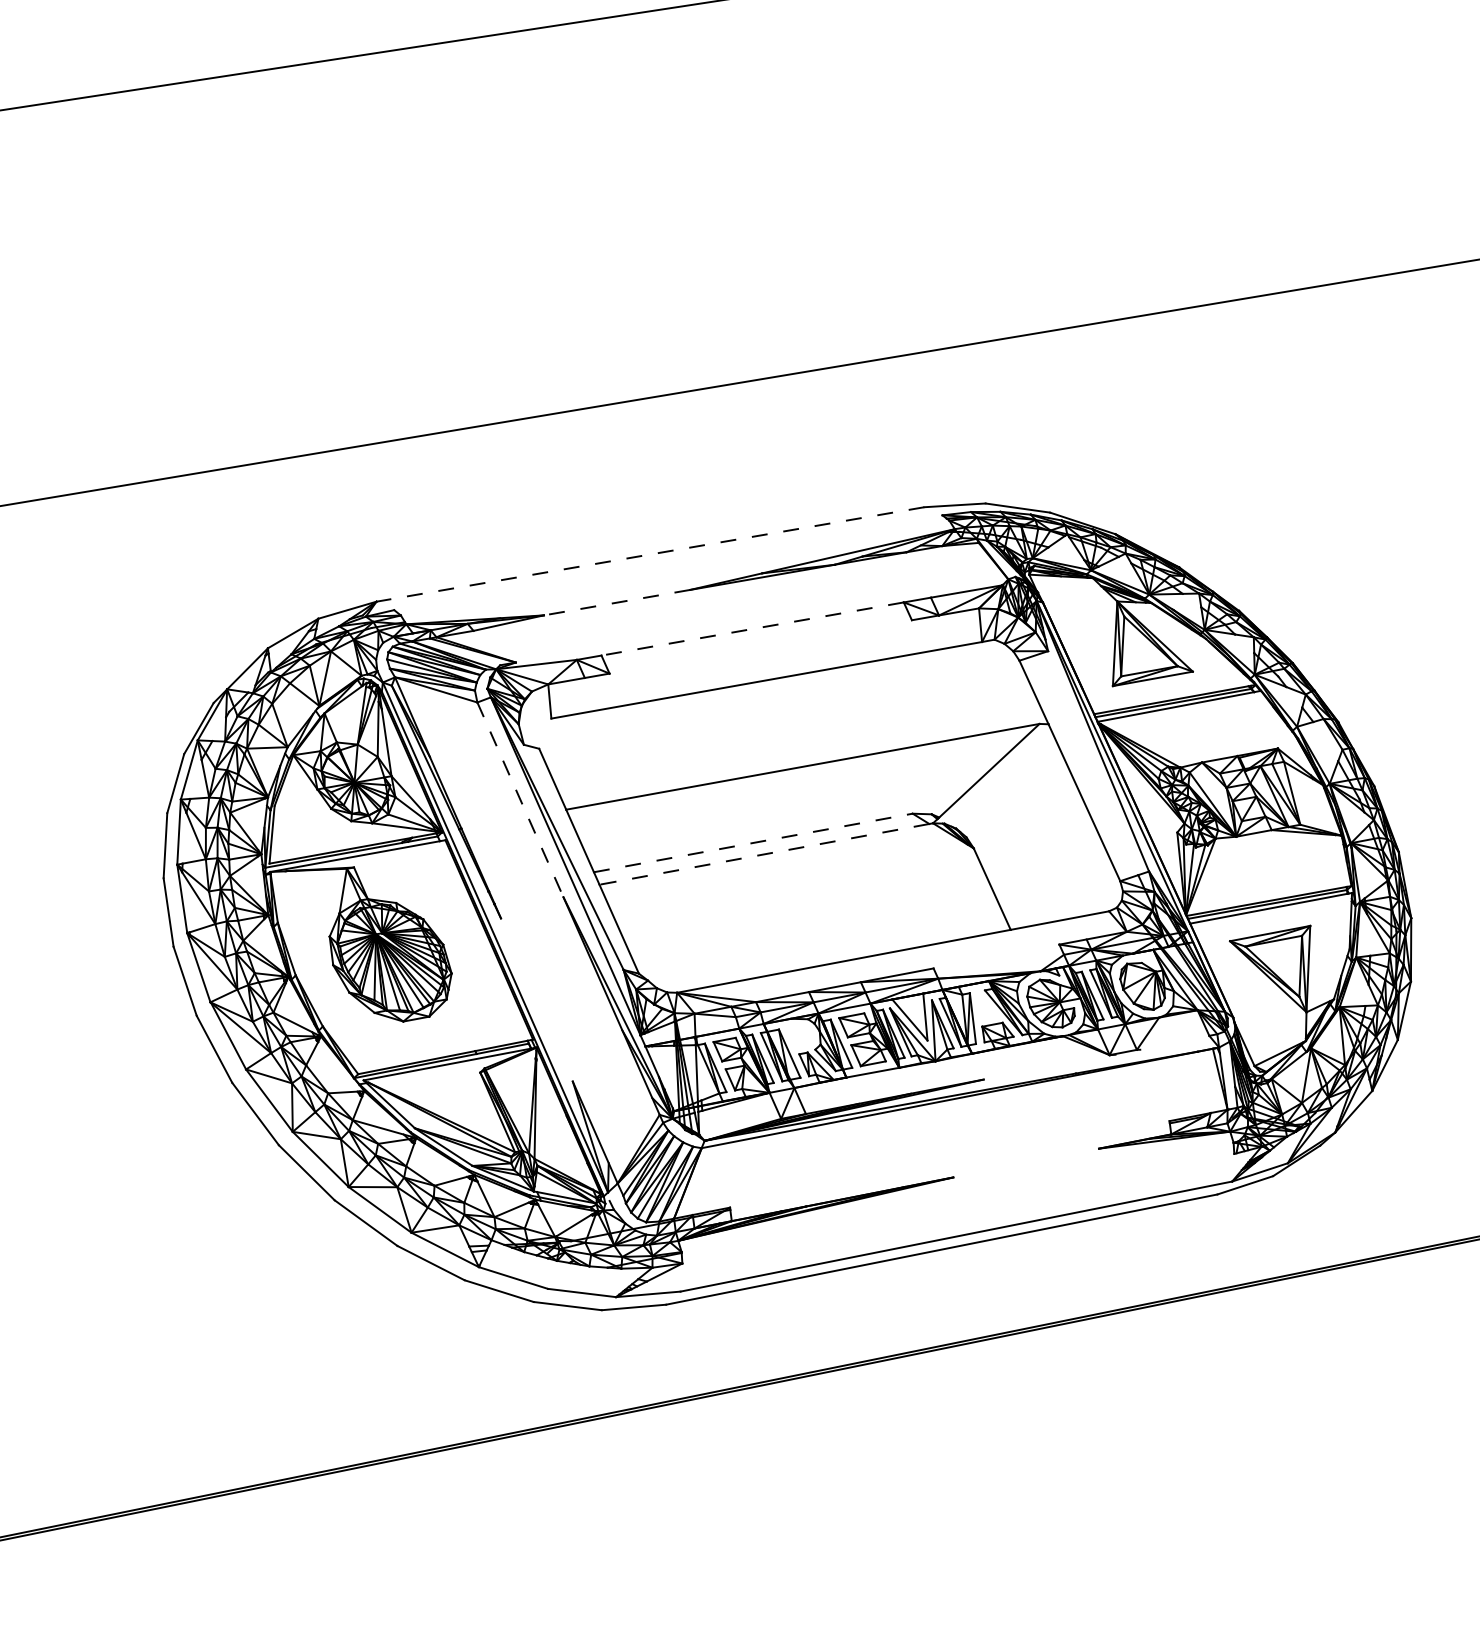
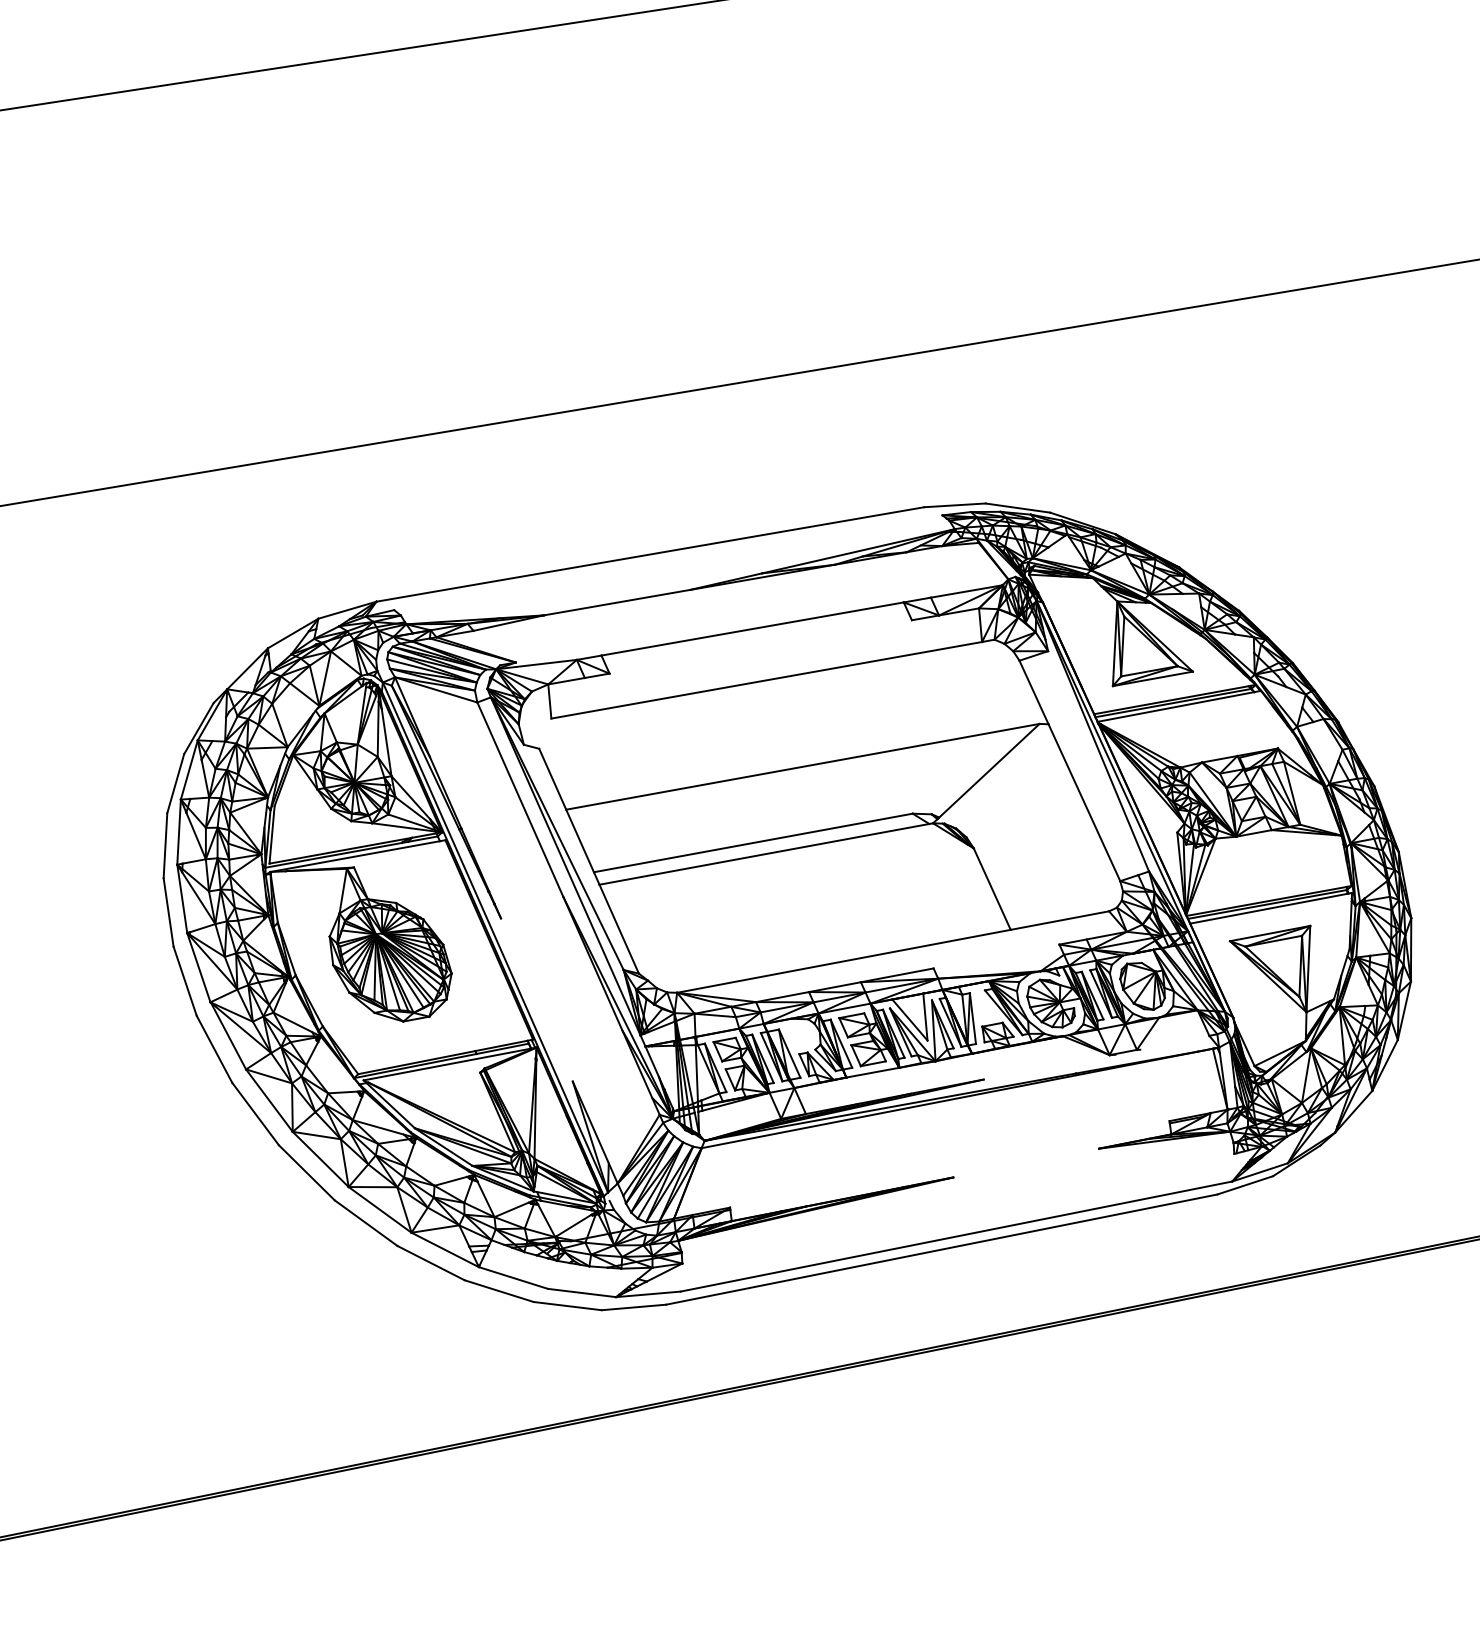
line: dashed -> solid (650, 554)
line: dashed -> solid (616, 602)
line: dashed -> solid (752, 629)
line: dashed -> solid (520, 800)
line: dashed -> solid (753, 842)
line: dashed -> solid (764, 854)
